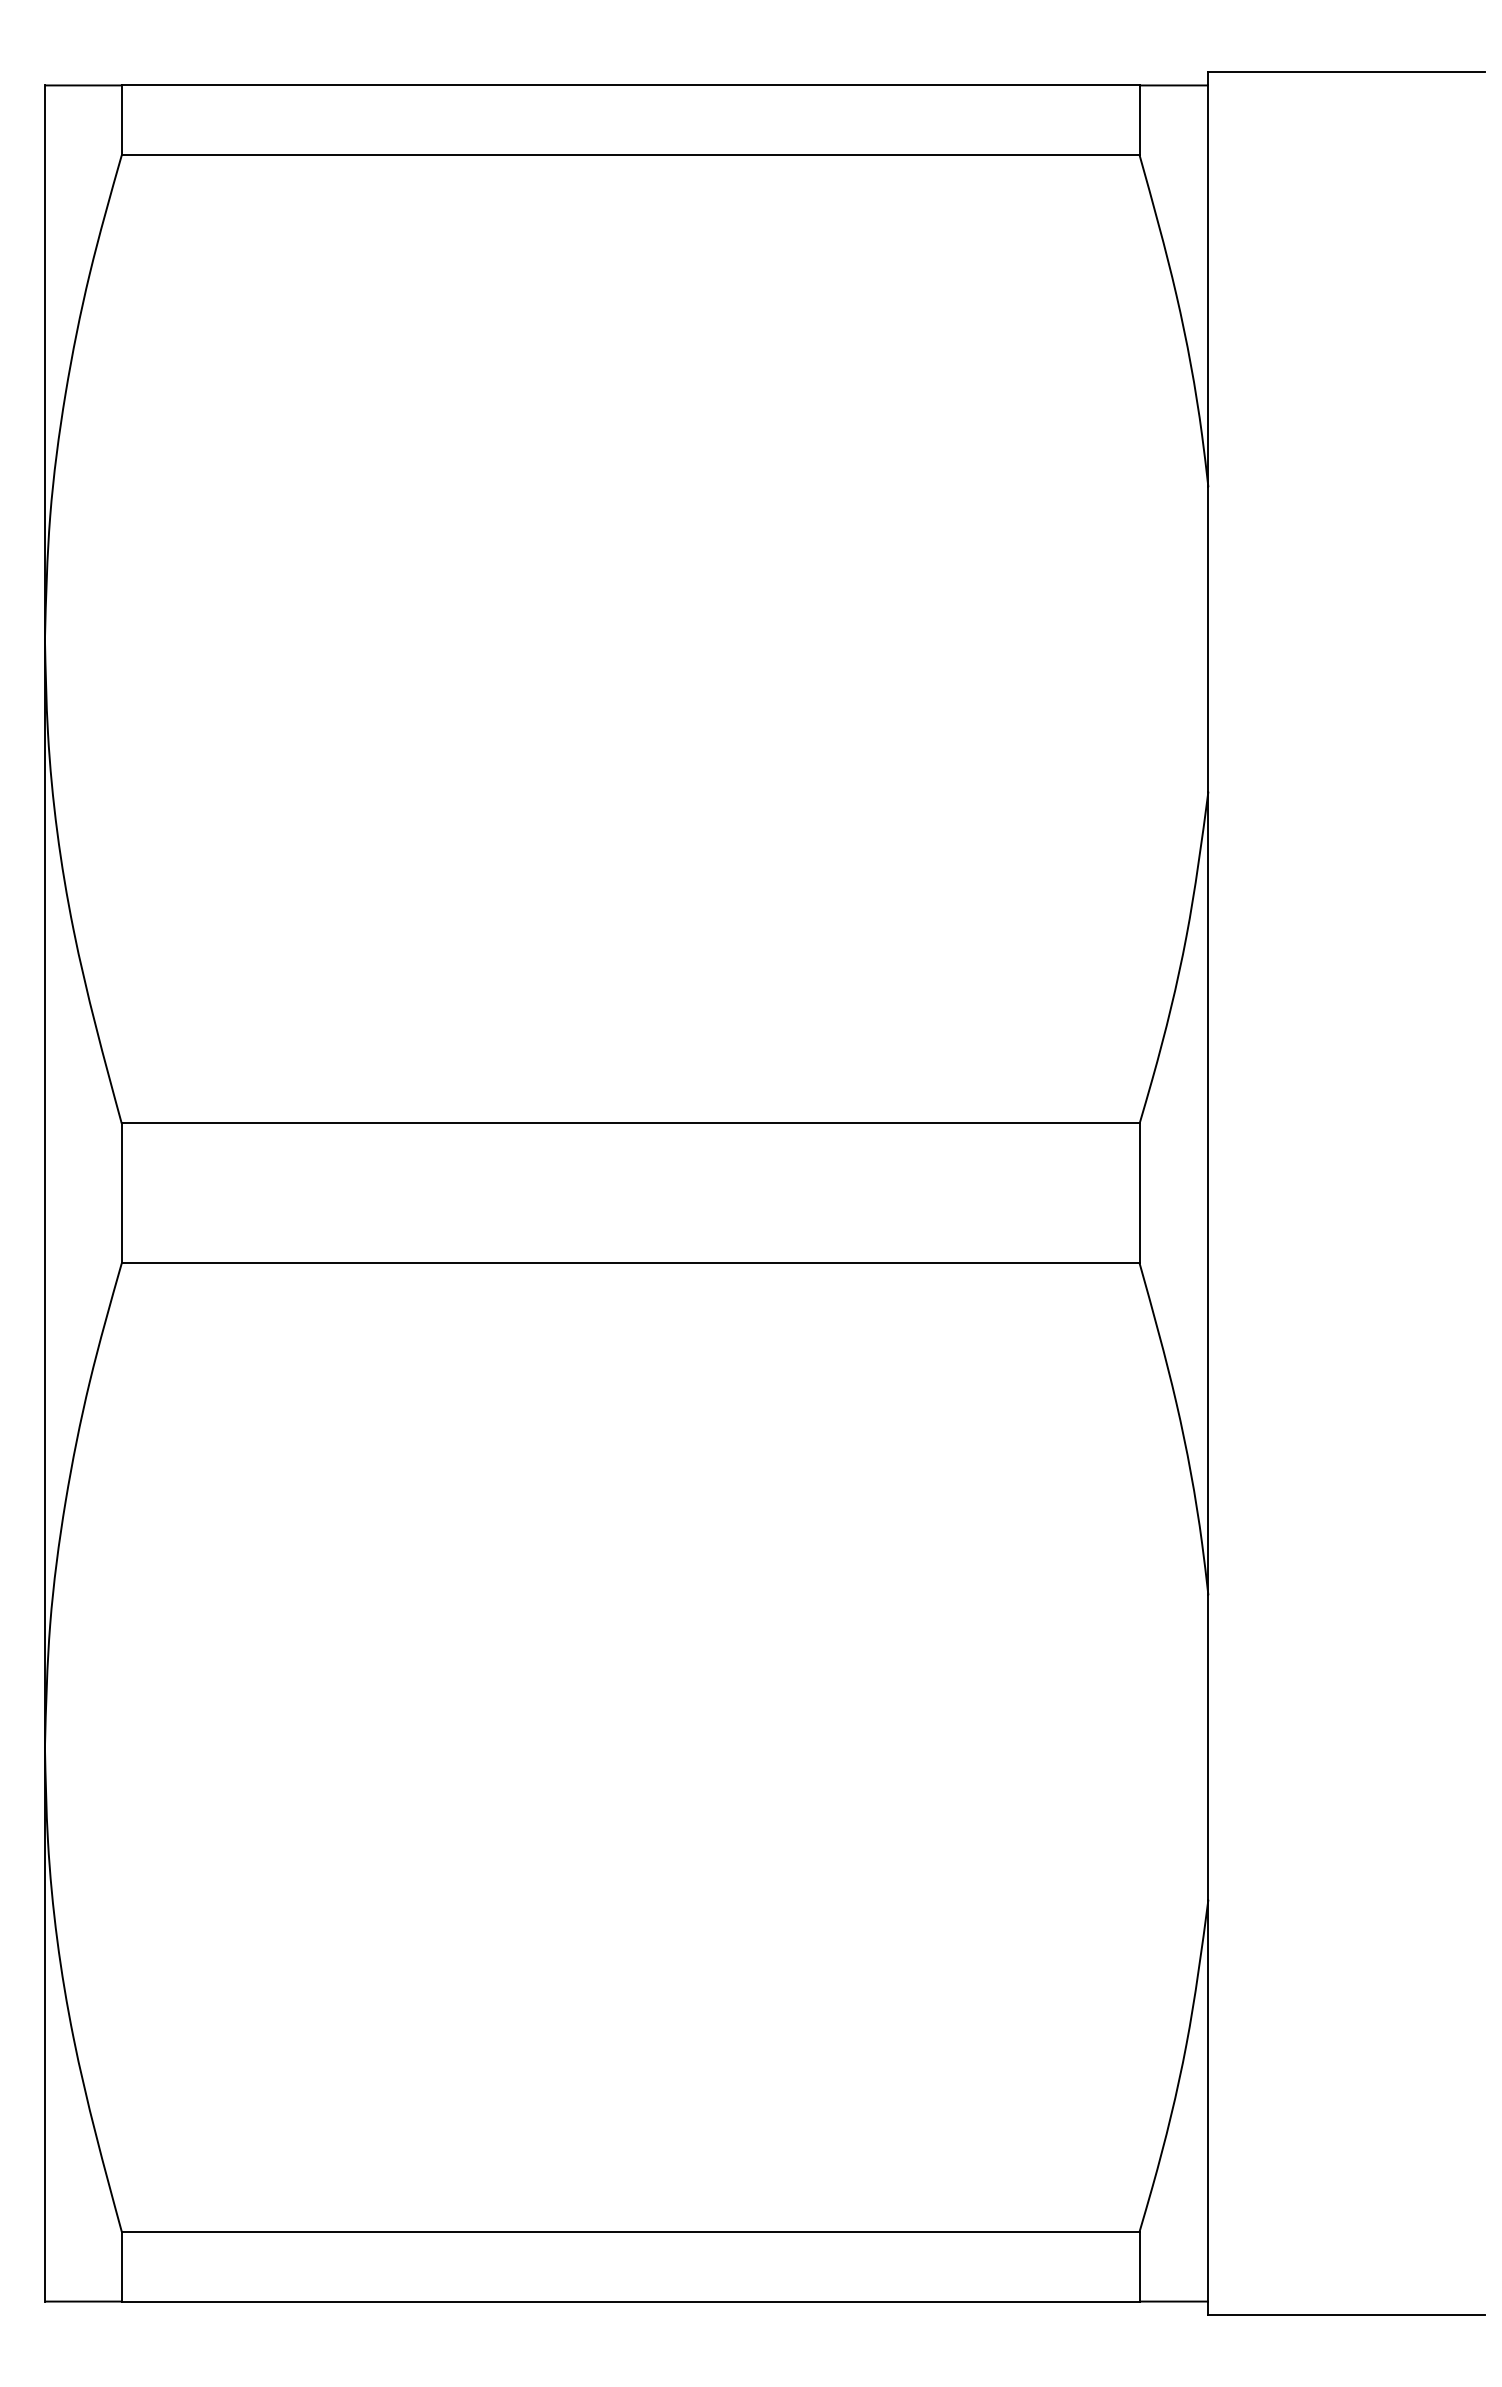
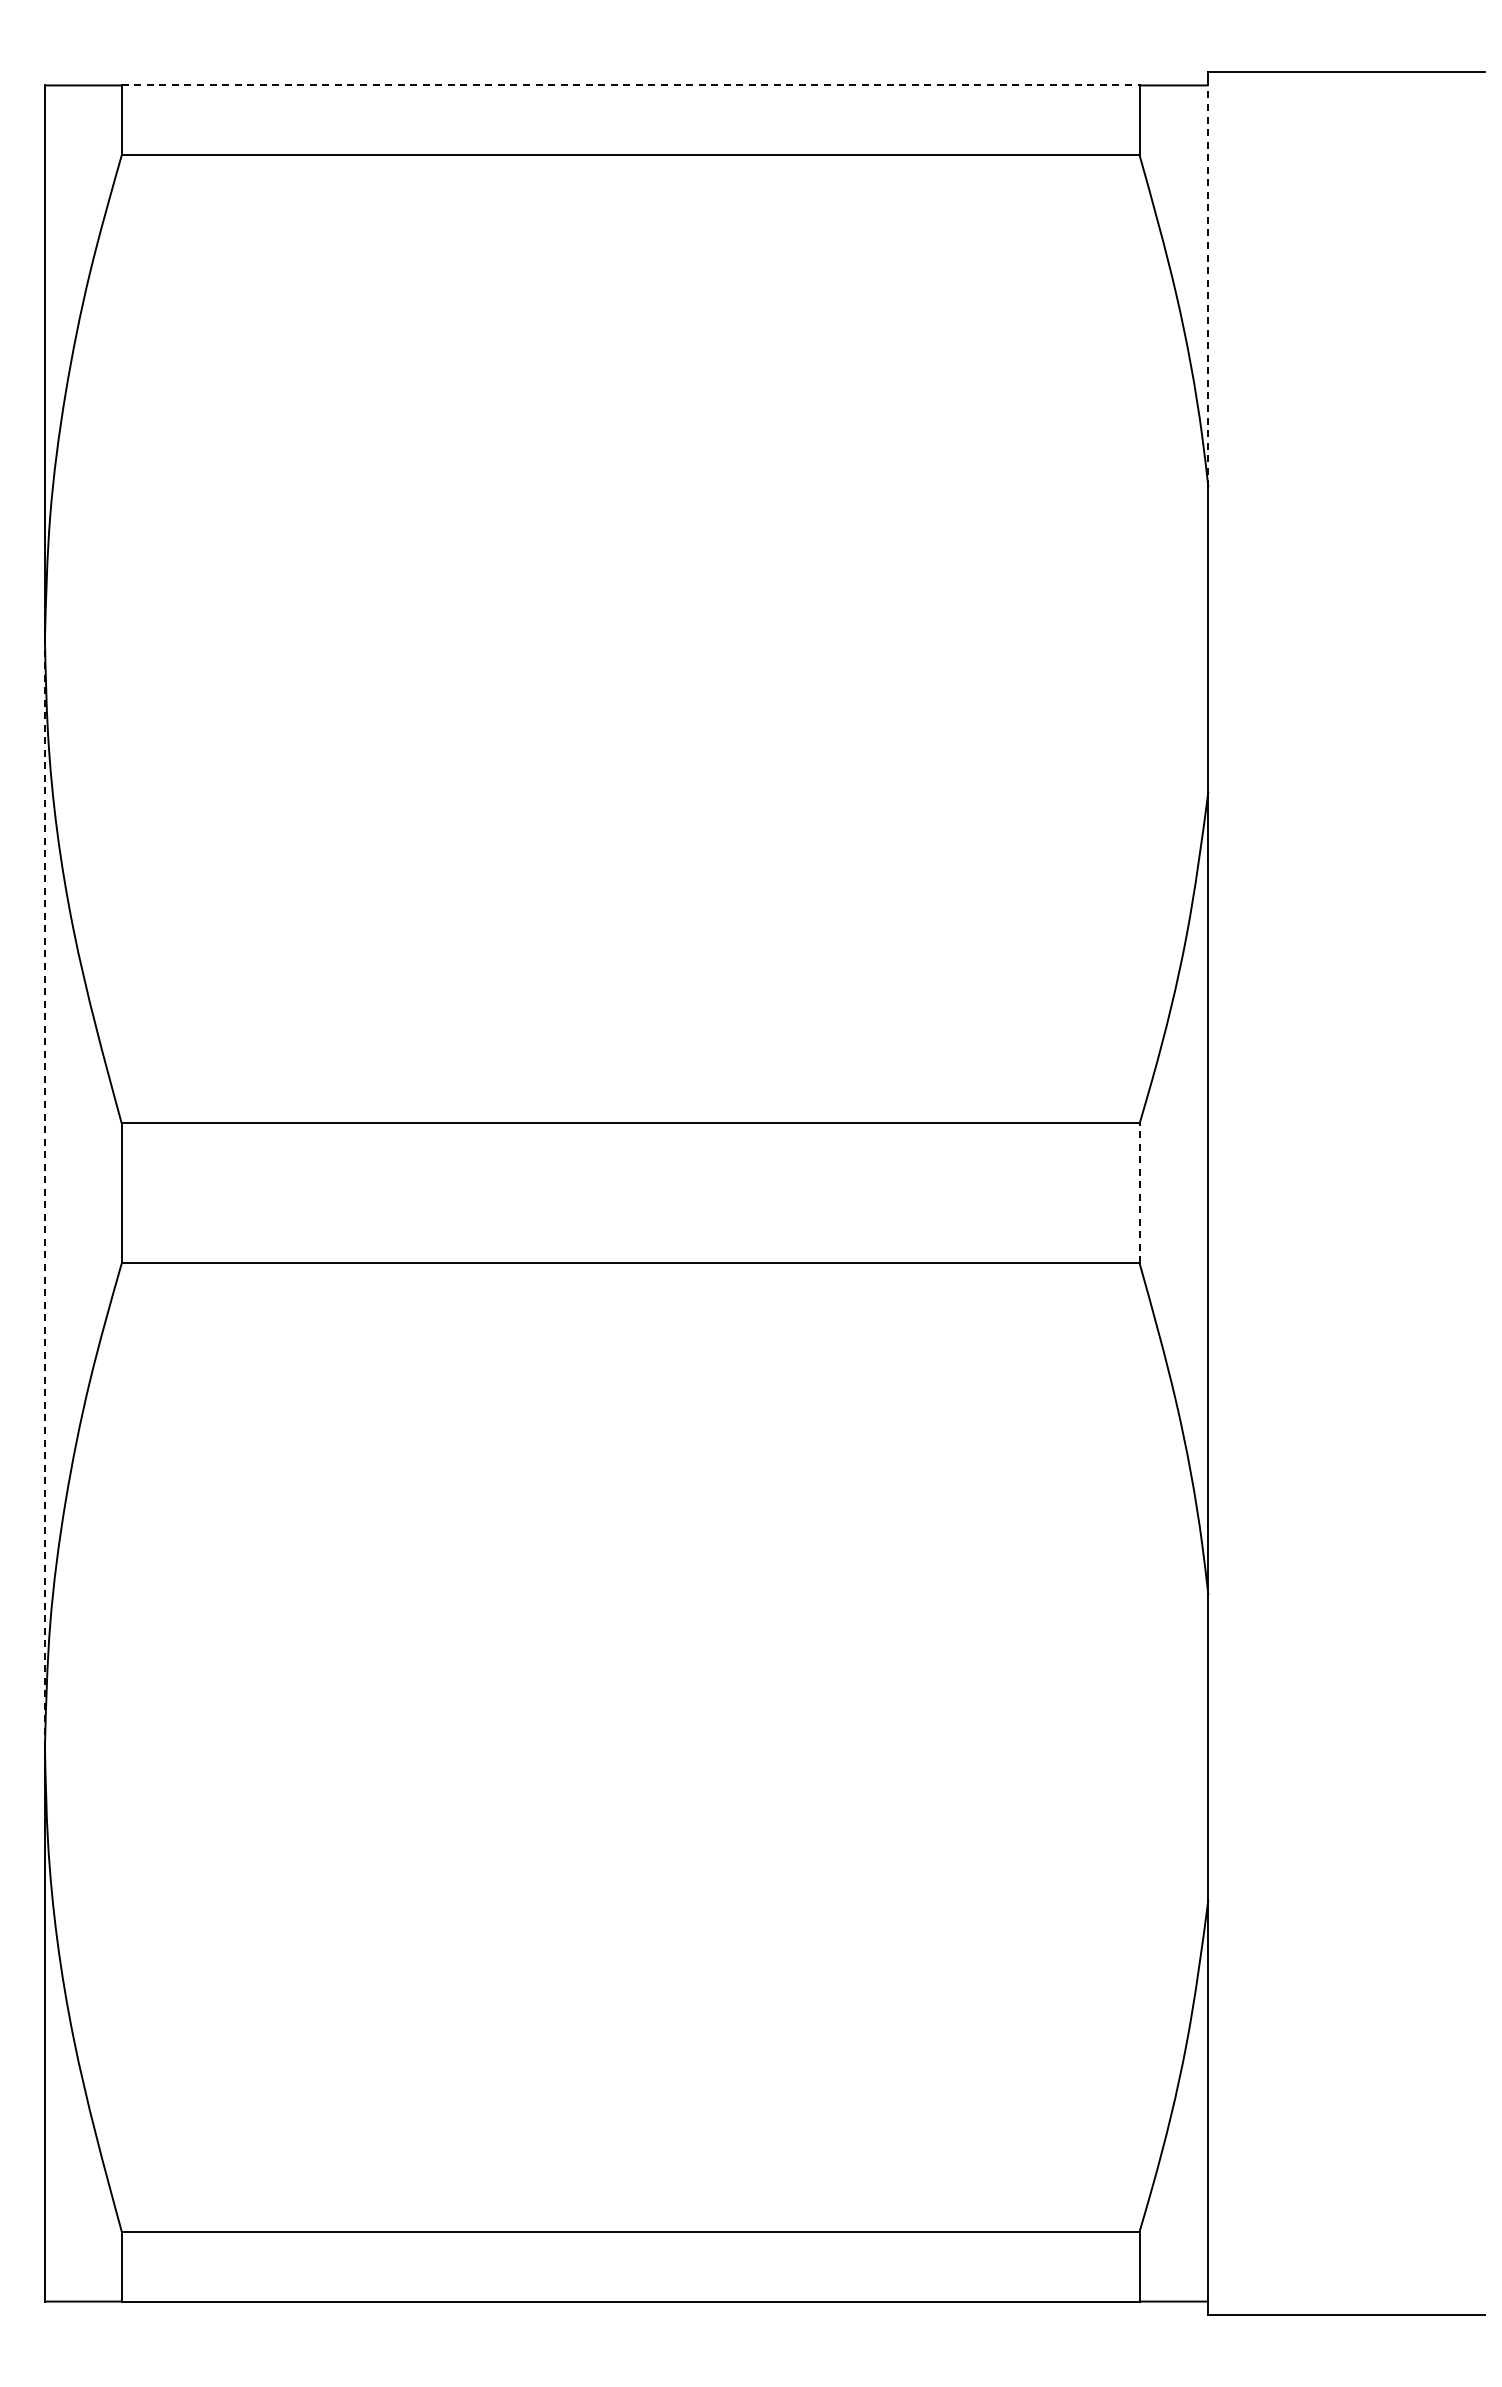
line: solid -> dashed (630, 85)
line: solid -> dashed (1208, 286)
line: solid -> dashed (1139, 1192)
line: solid -> dashed (44, 1193)
